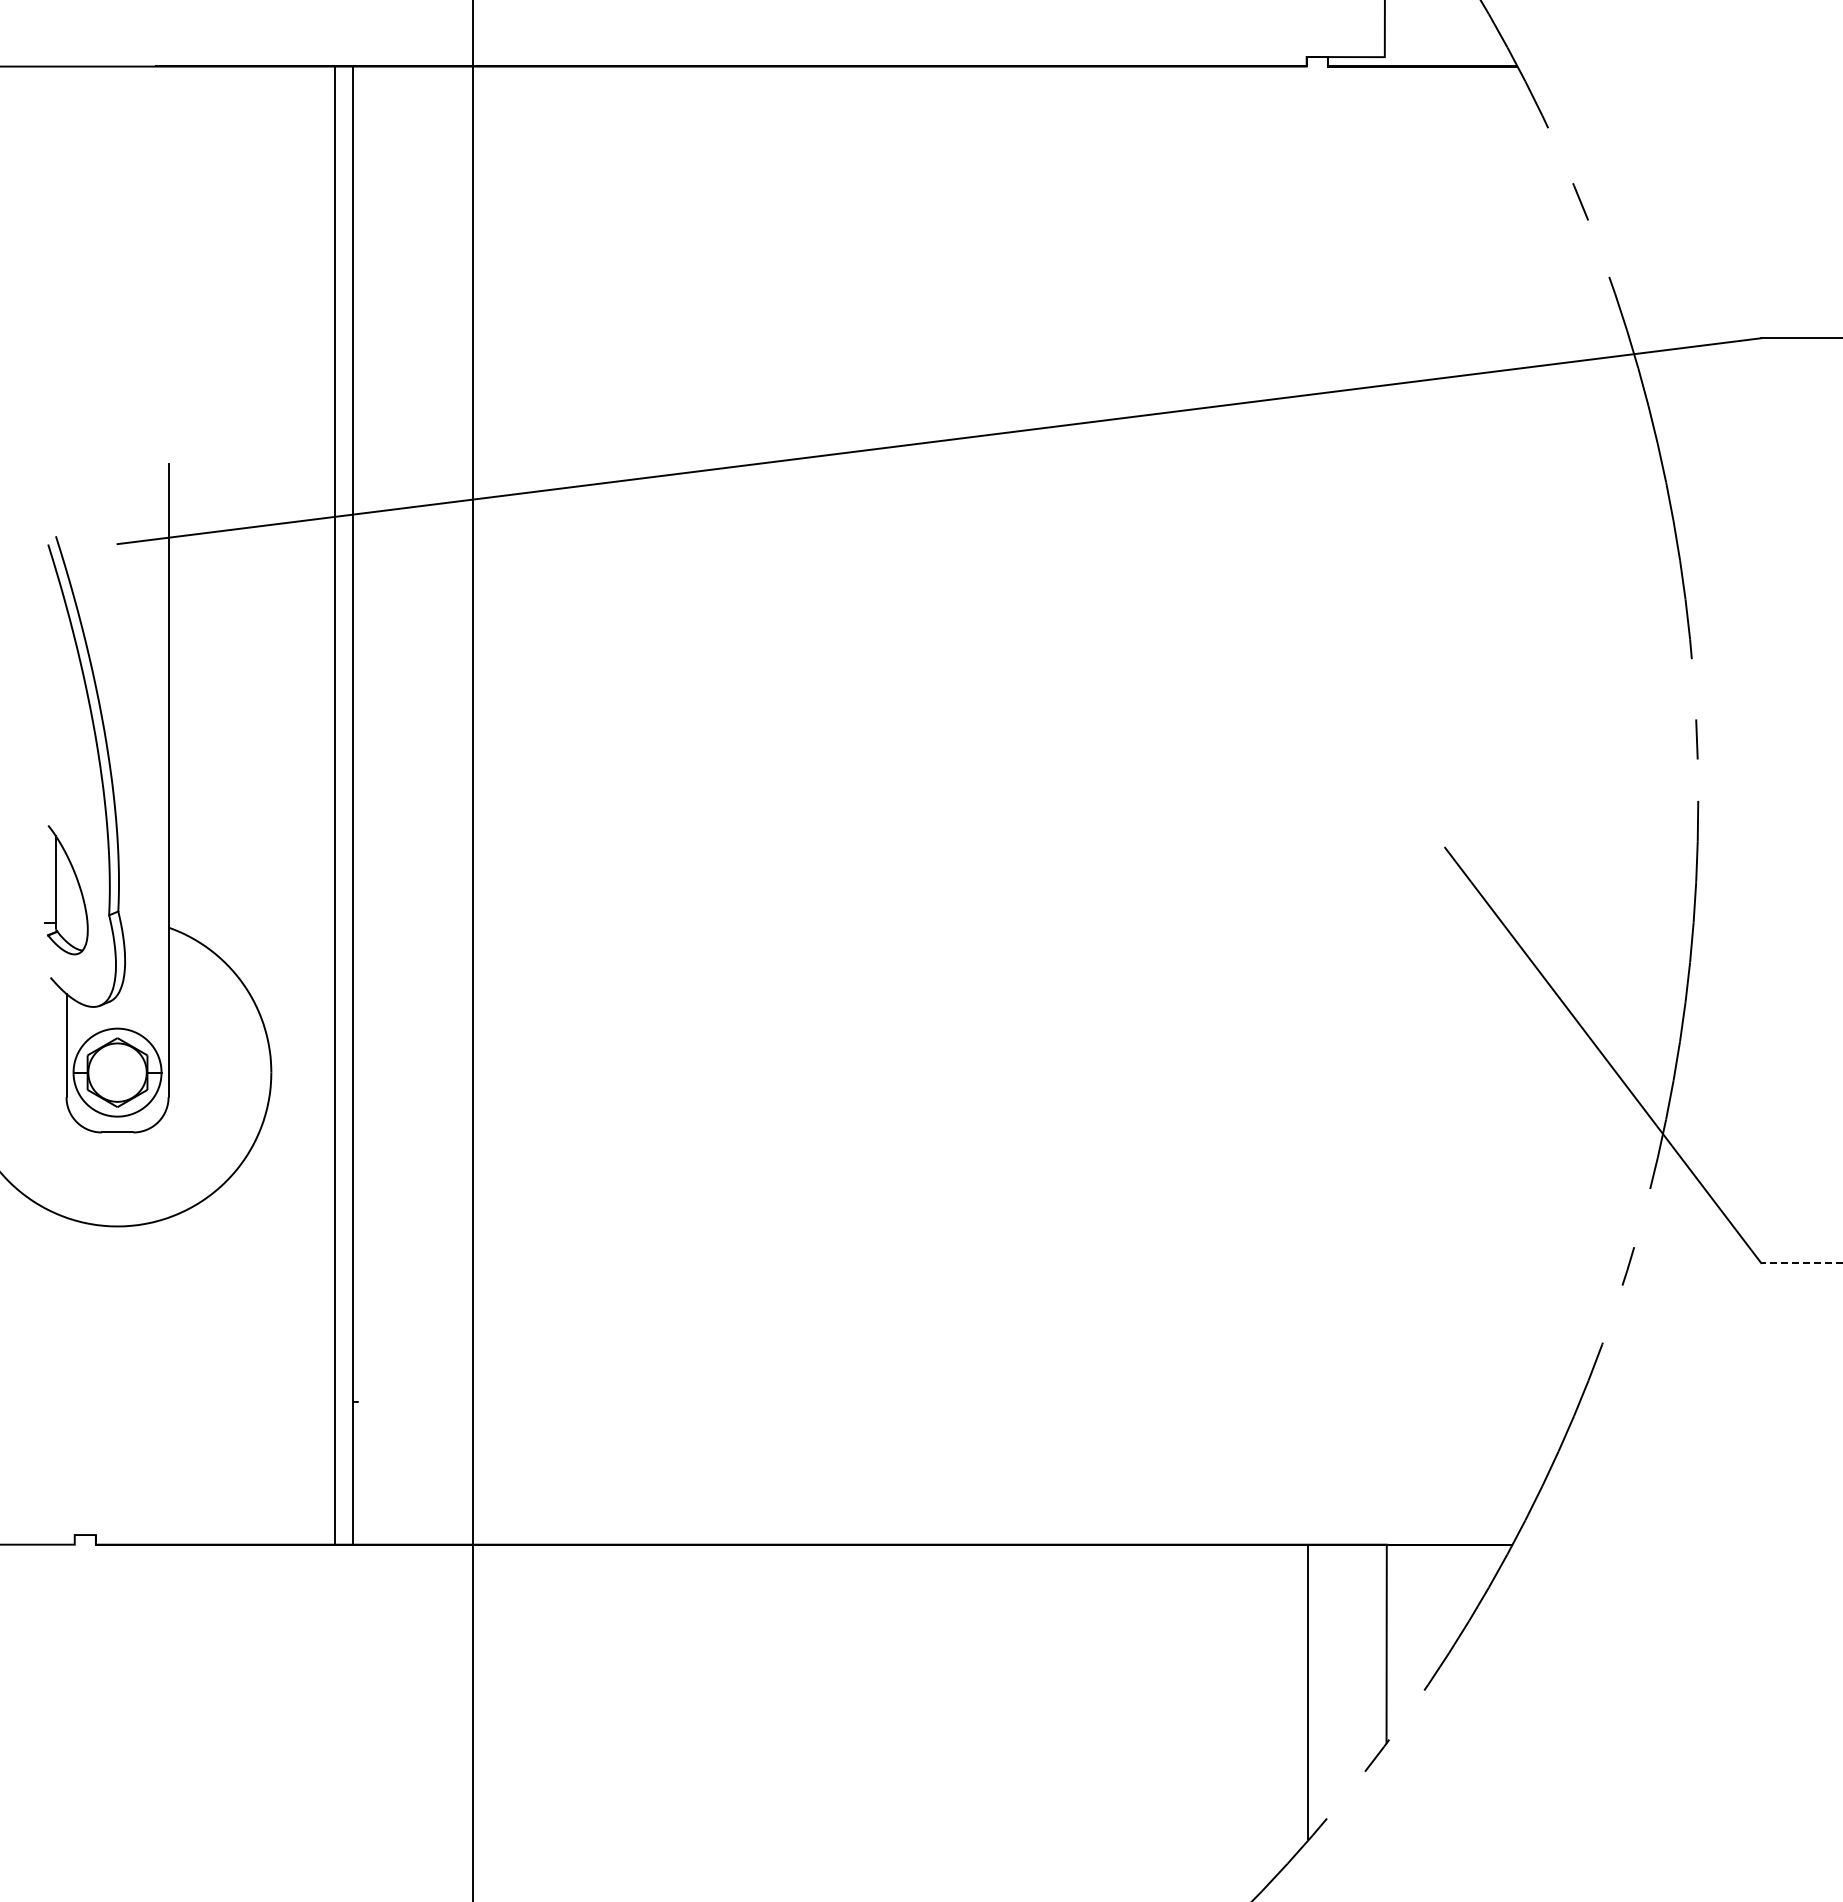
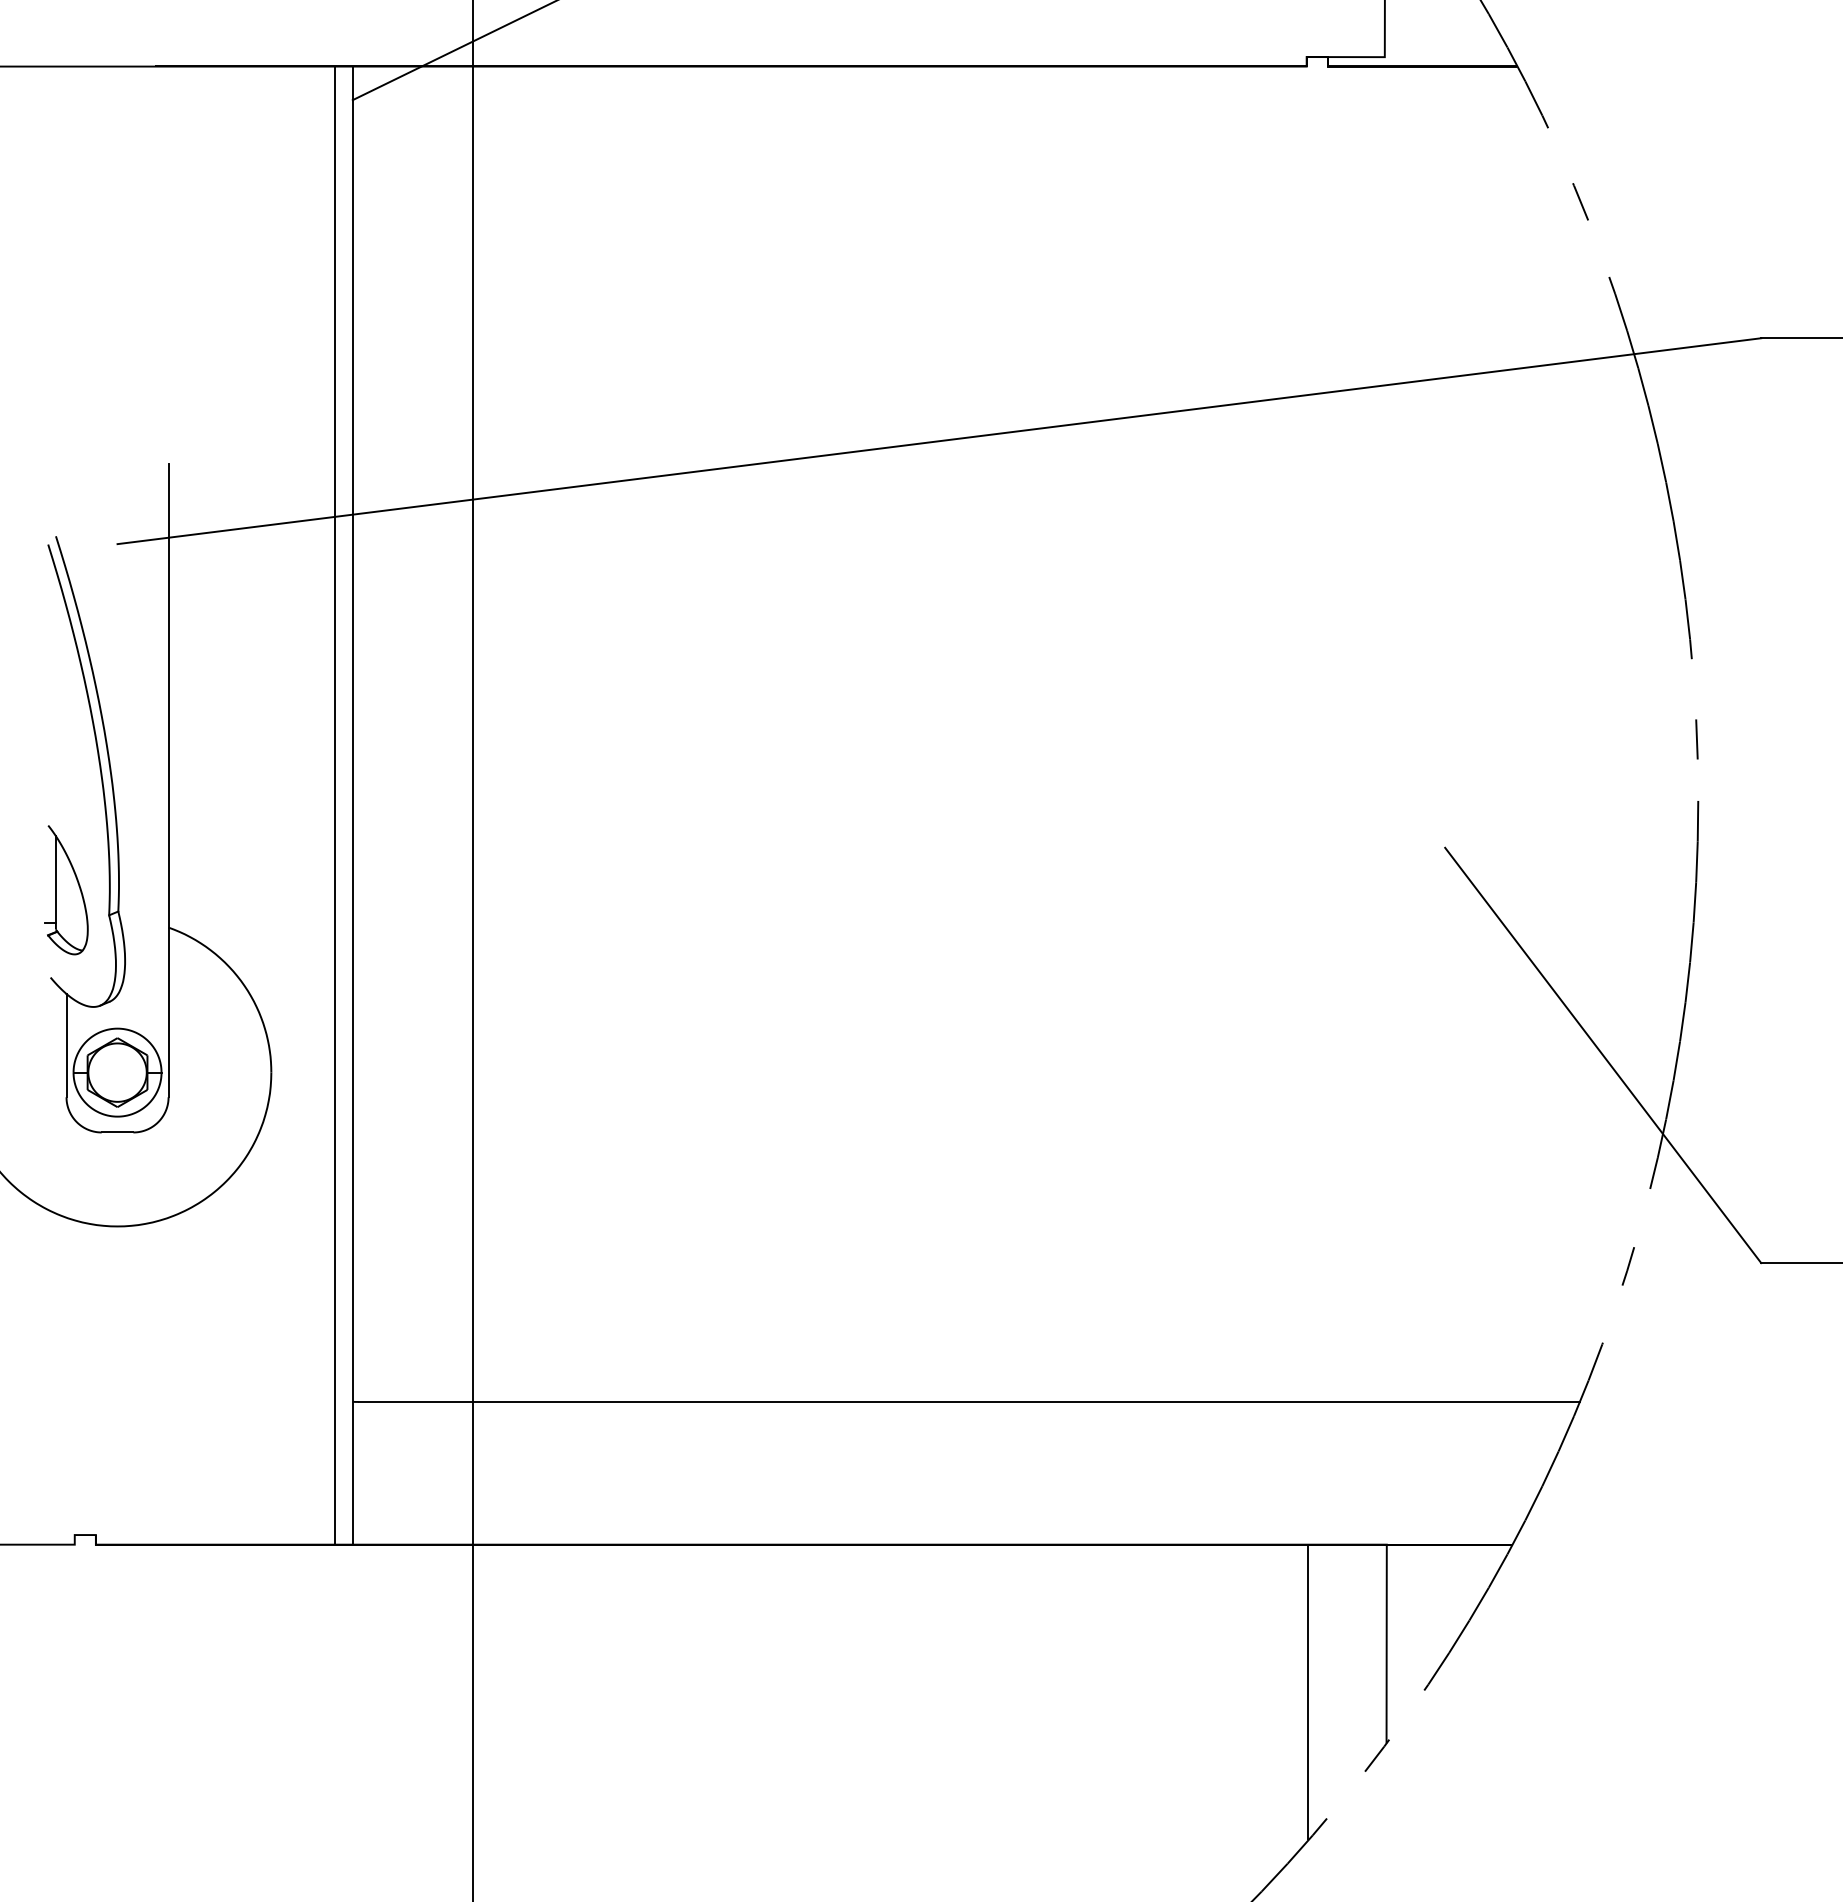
line: none -> present (452, 51)
line: dashed -> solid (1801, 1263)
line: none -> present (968, 1401)
